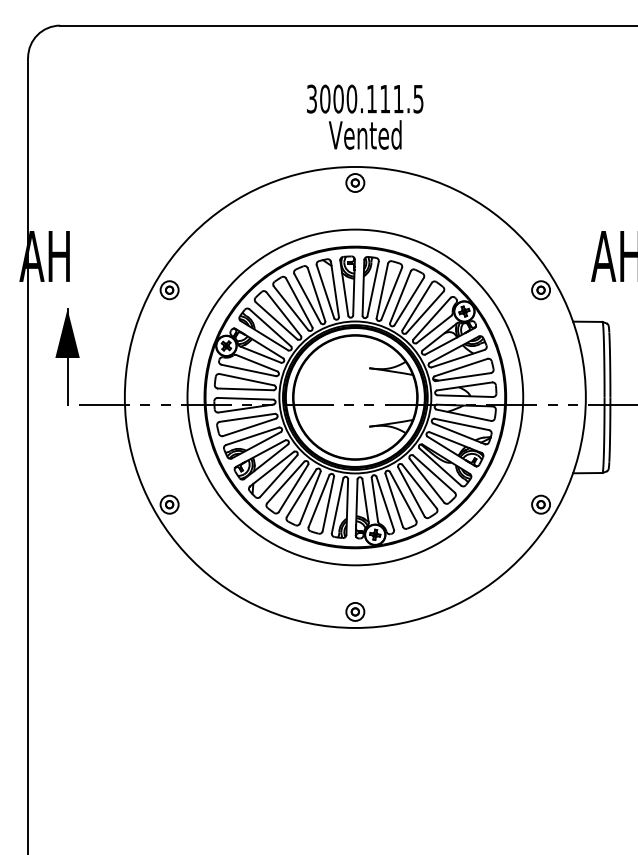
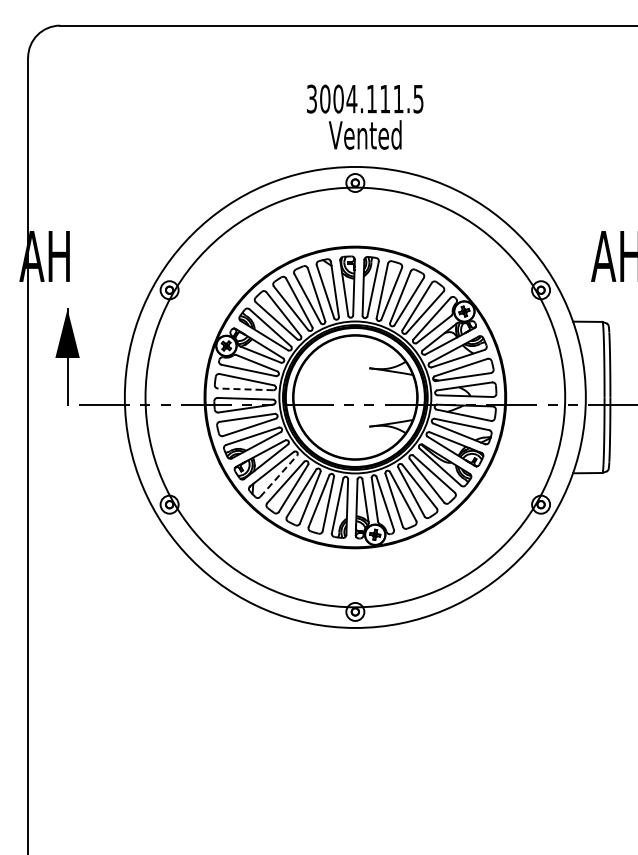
text: 3000.111.5 -> 3004.111.5 (351, 98)
line: solid -> dashed (245, 389)
circle diameter: 336 px -> 420 px (355, 397)
line: solid -> dashed (278, 476)
